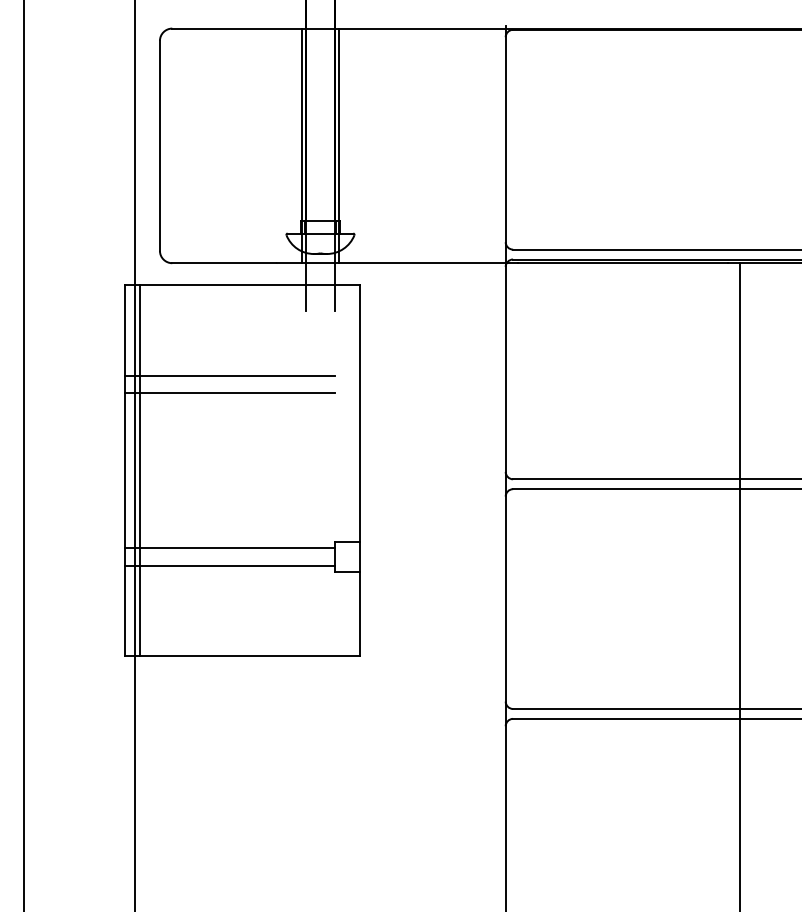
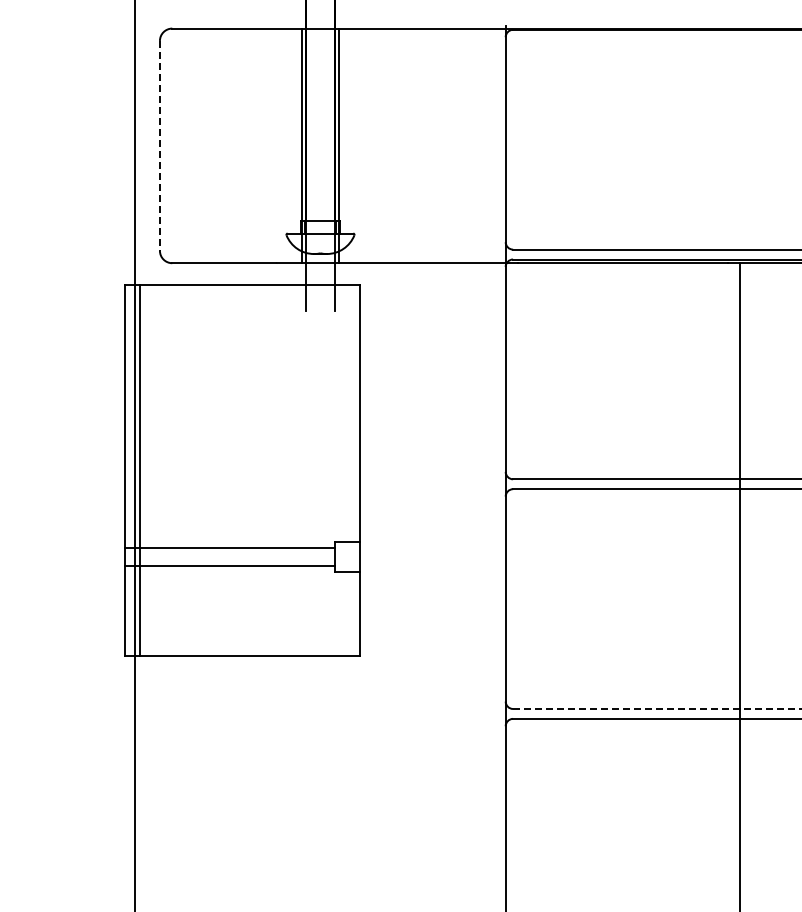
line: solid -> dashed (159, 145)
line: present -> none (230, 375)
line: present -> none (230, 392)
line: present -> none (24, 455)
line: solid -> dashed (657, 708)
